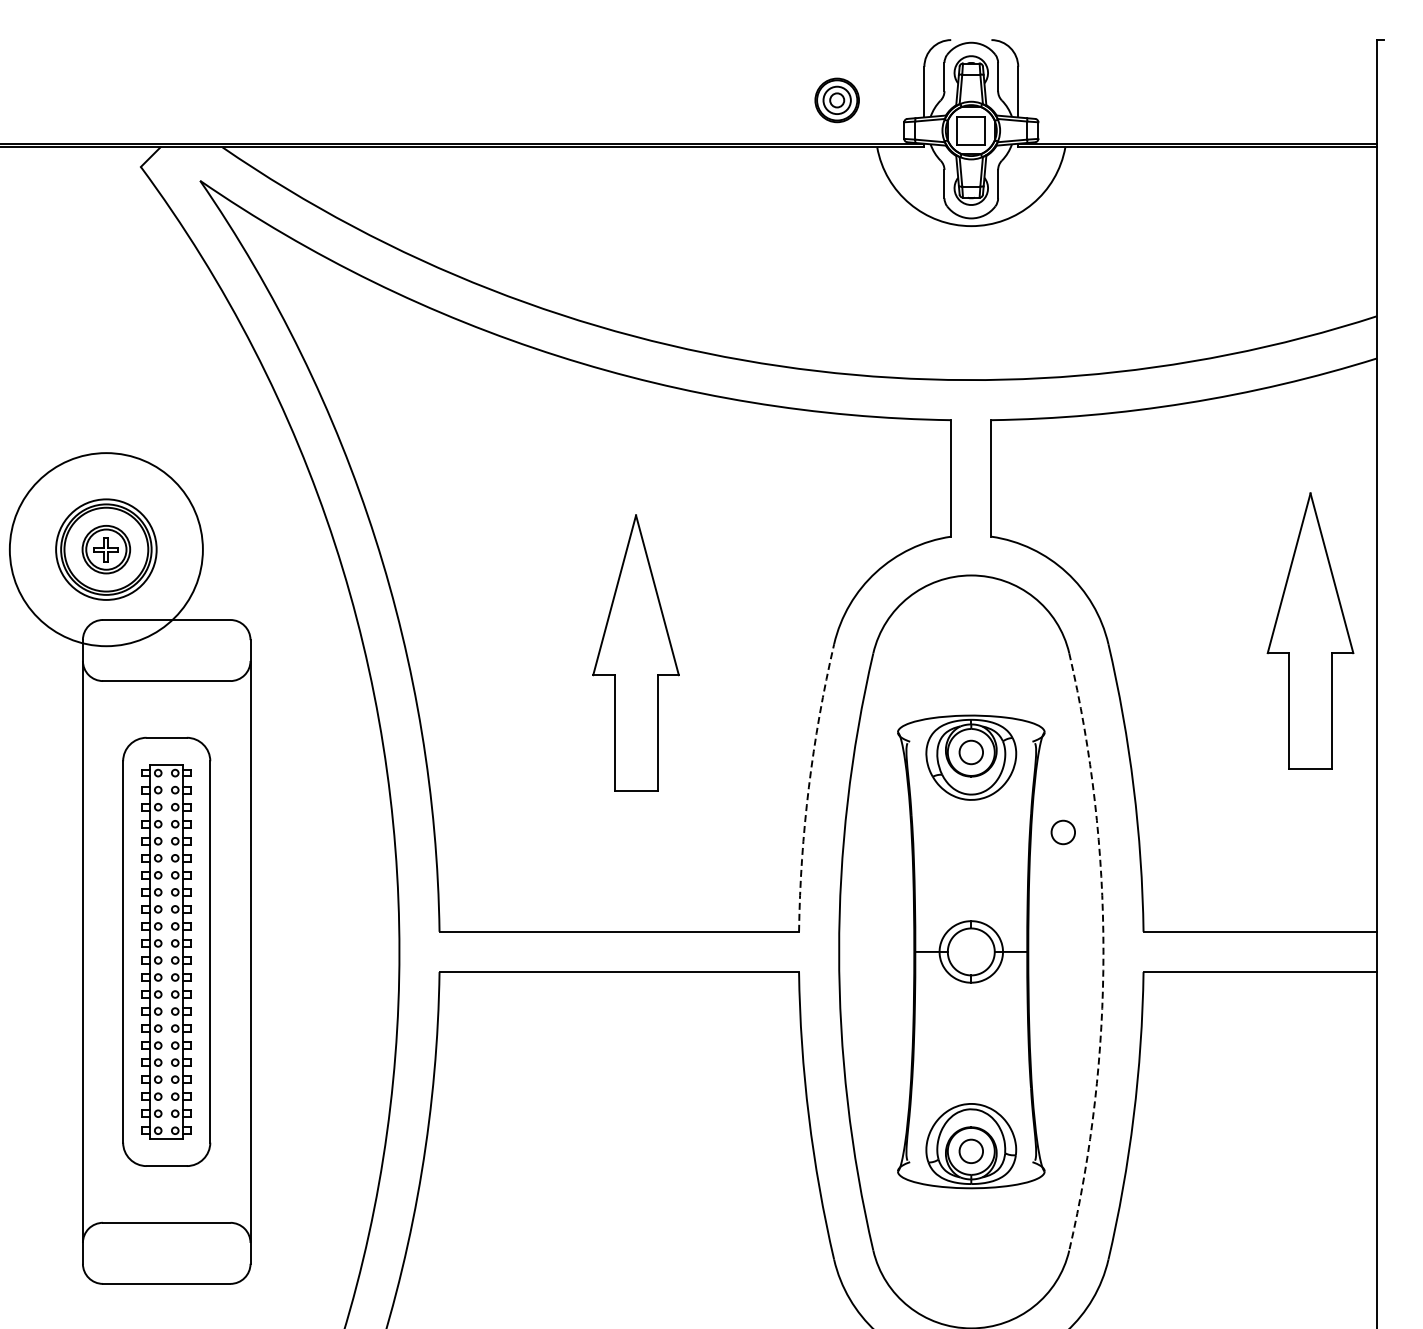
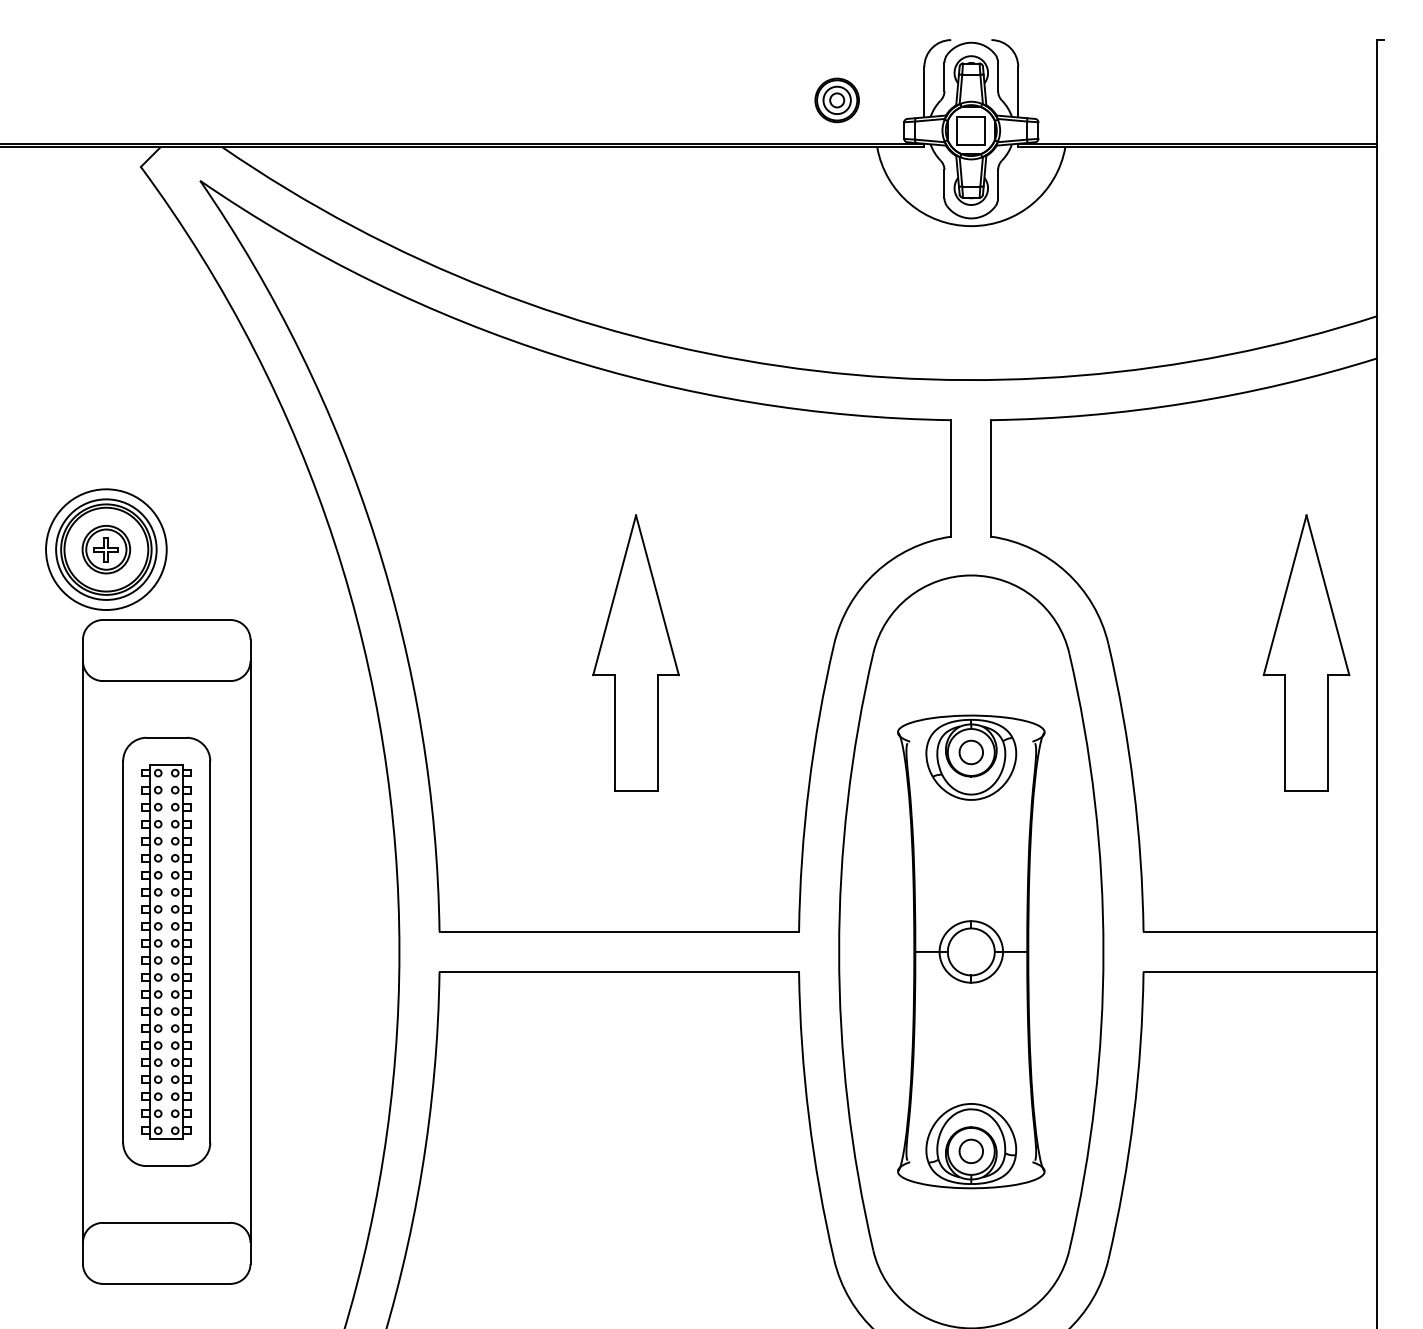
circle diameter: 193 px -> 121 px (106, 549)
part position: (1310, 630) -> (1306, 652) (1306, 652)
arc: dashed -> solid (808, 787)
circle: present -> none (1062, 832)
arc: dashed -> solid (1103, 951)
